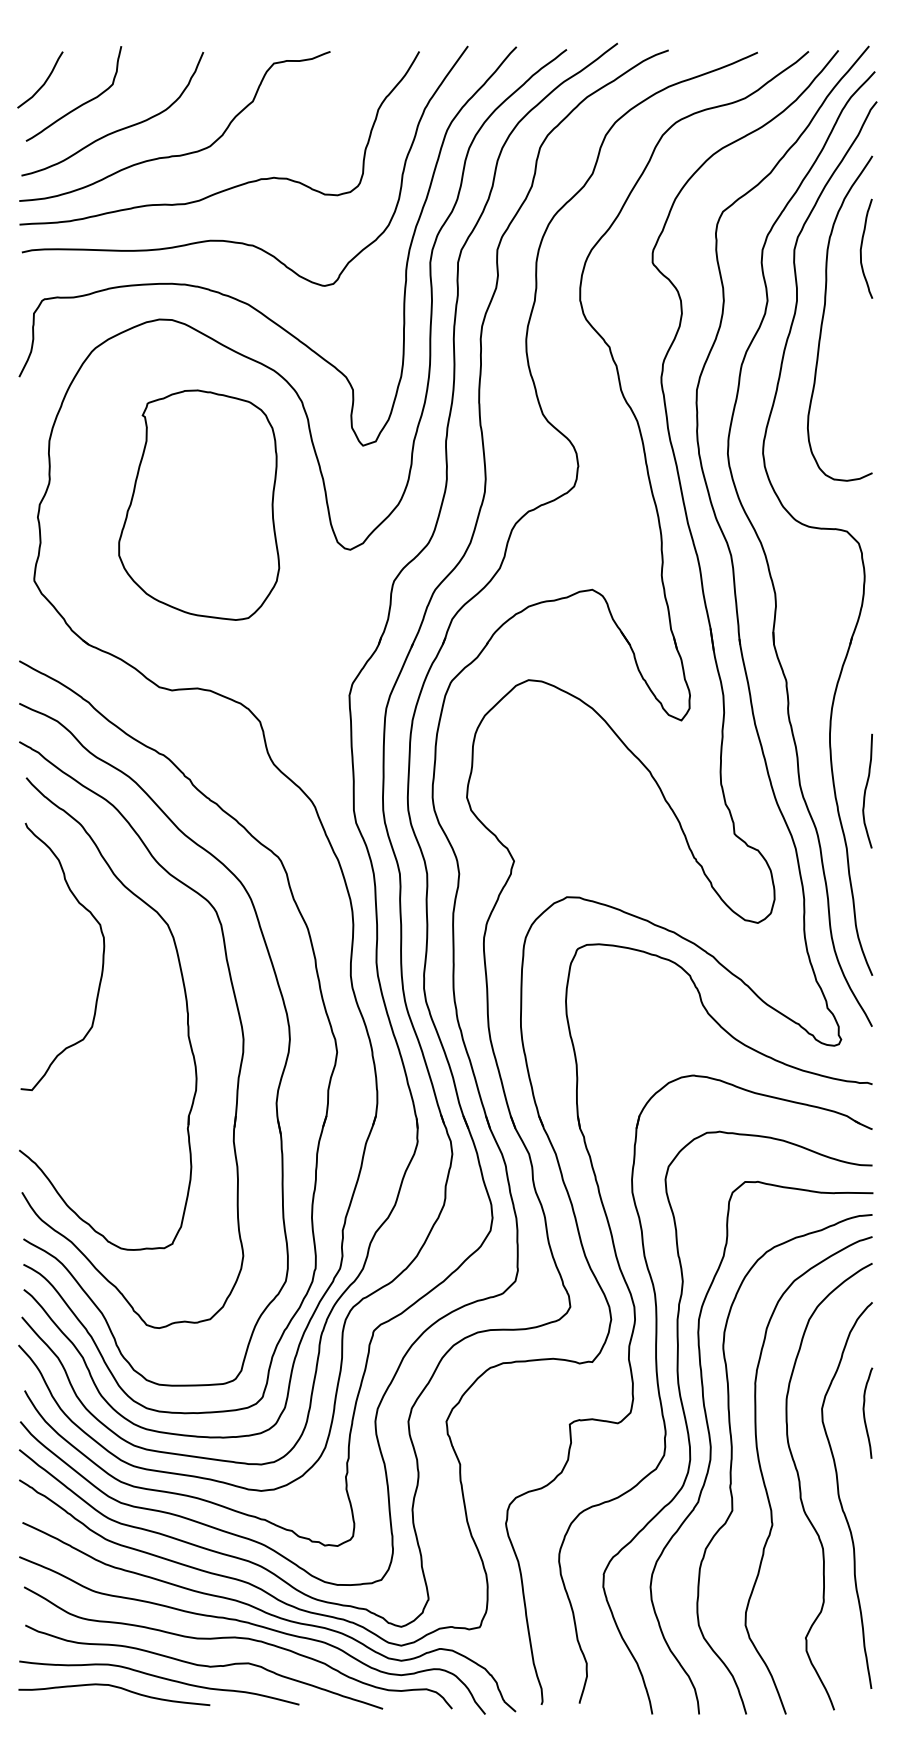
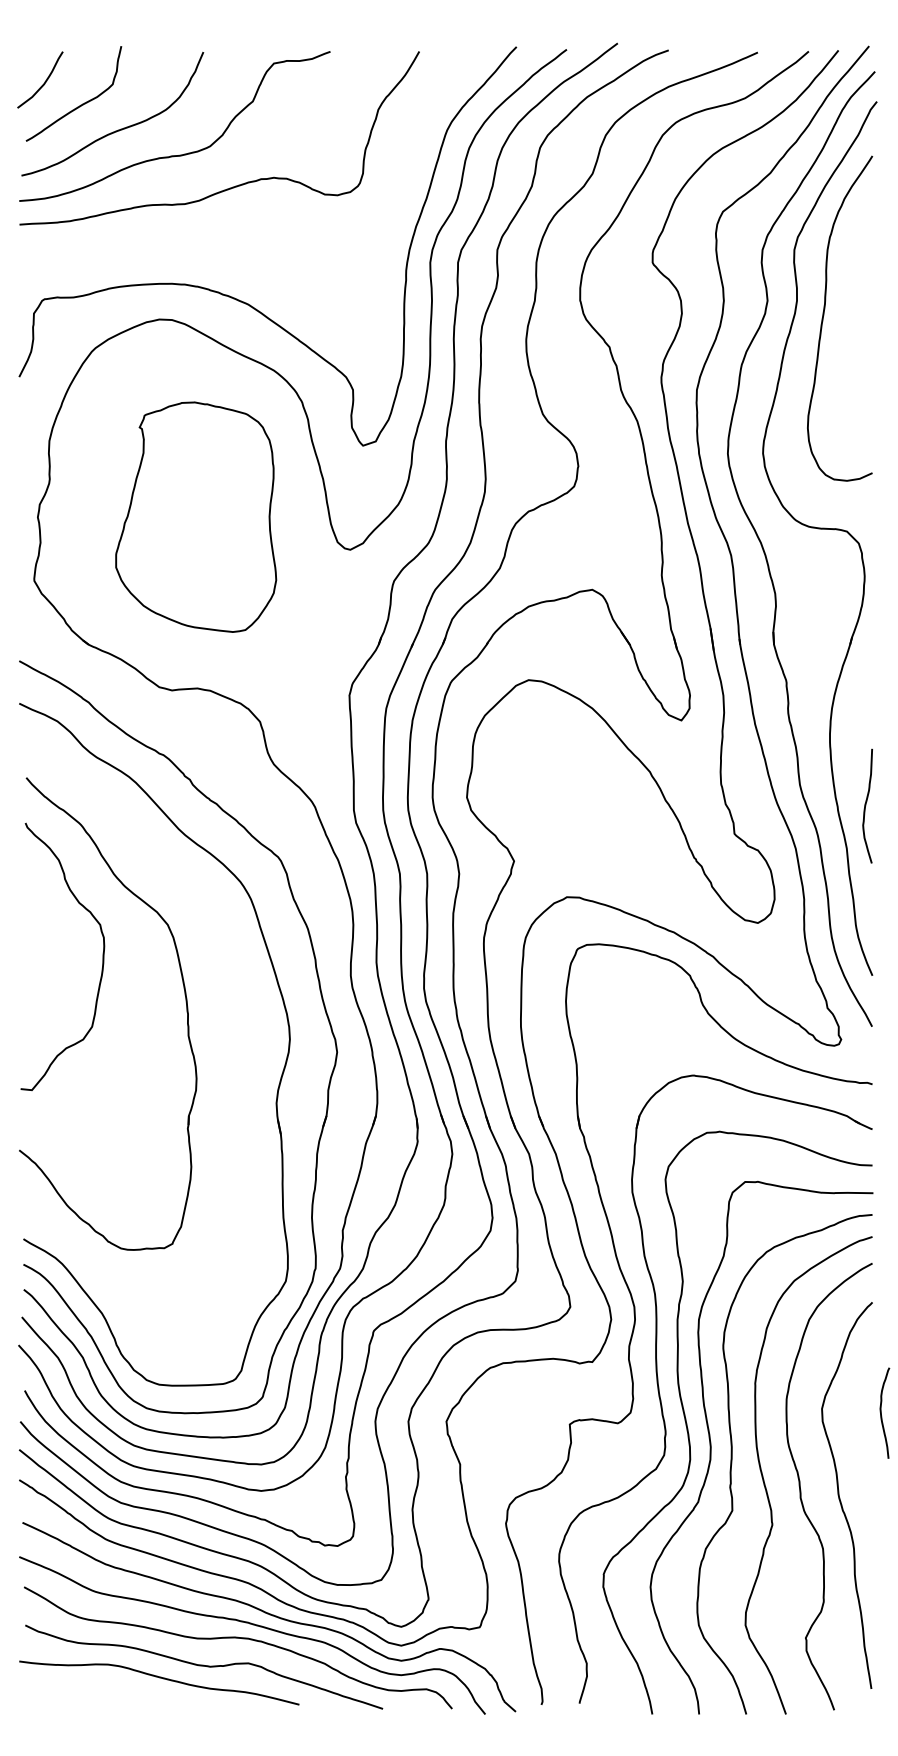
curve: present -> none (230, 240)
curve: present -> none (862, 247)
part position: (199, 504) -> (196, 516) (196, 516)
curve position: (866, 790) -> (866, 805) (866, 805)
part: present -> none (236, 1008)
curve position: (864, 1412) -> (881, 1412) (881, 1412)
curve: present -> none (117, 1688)
